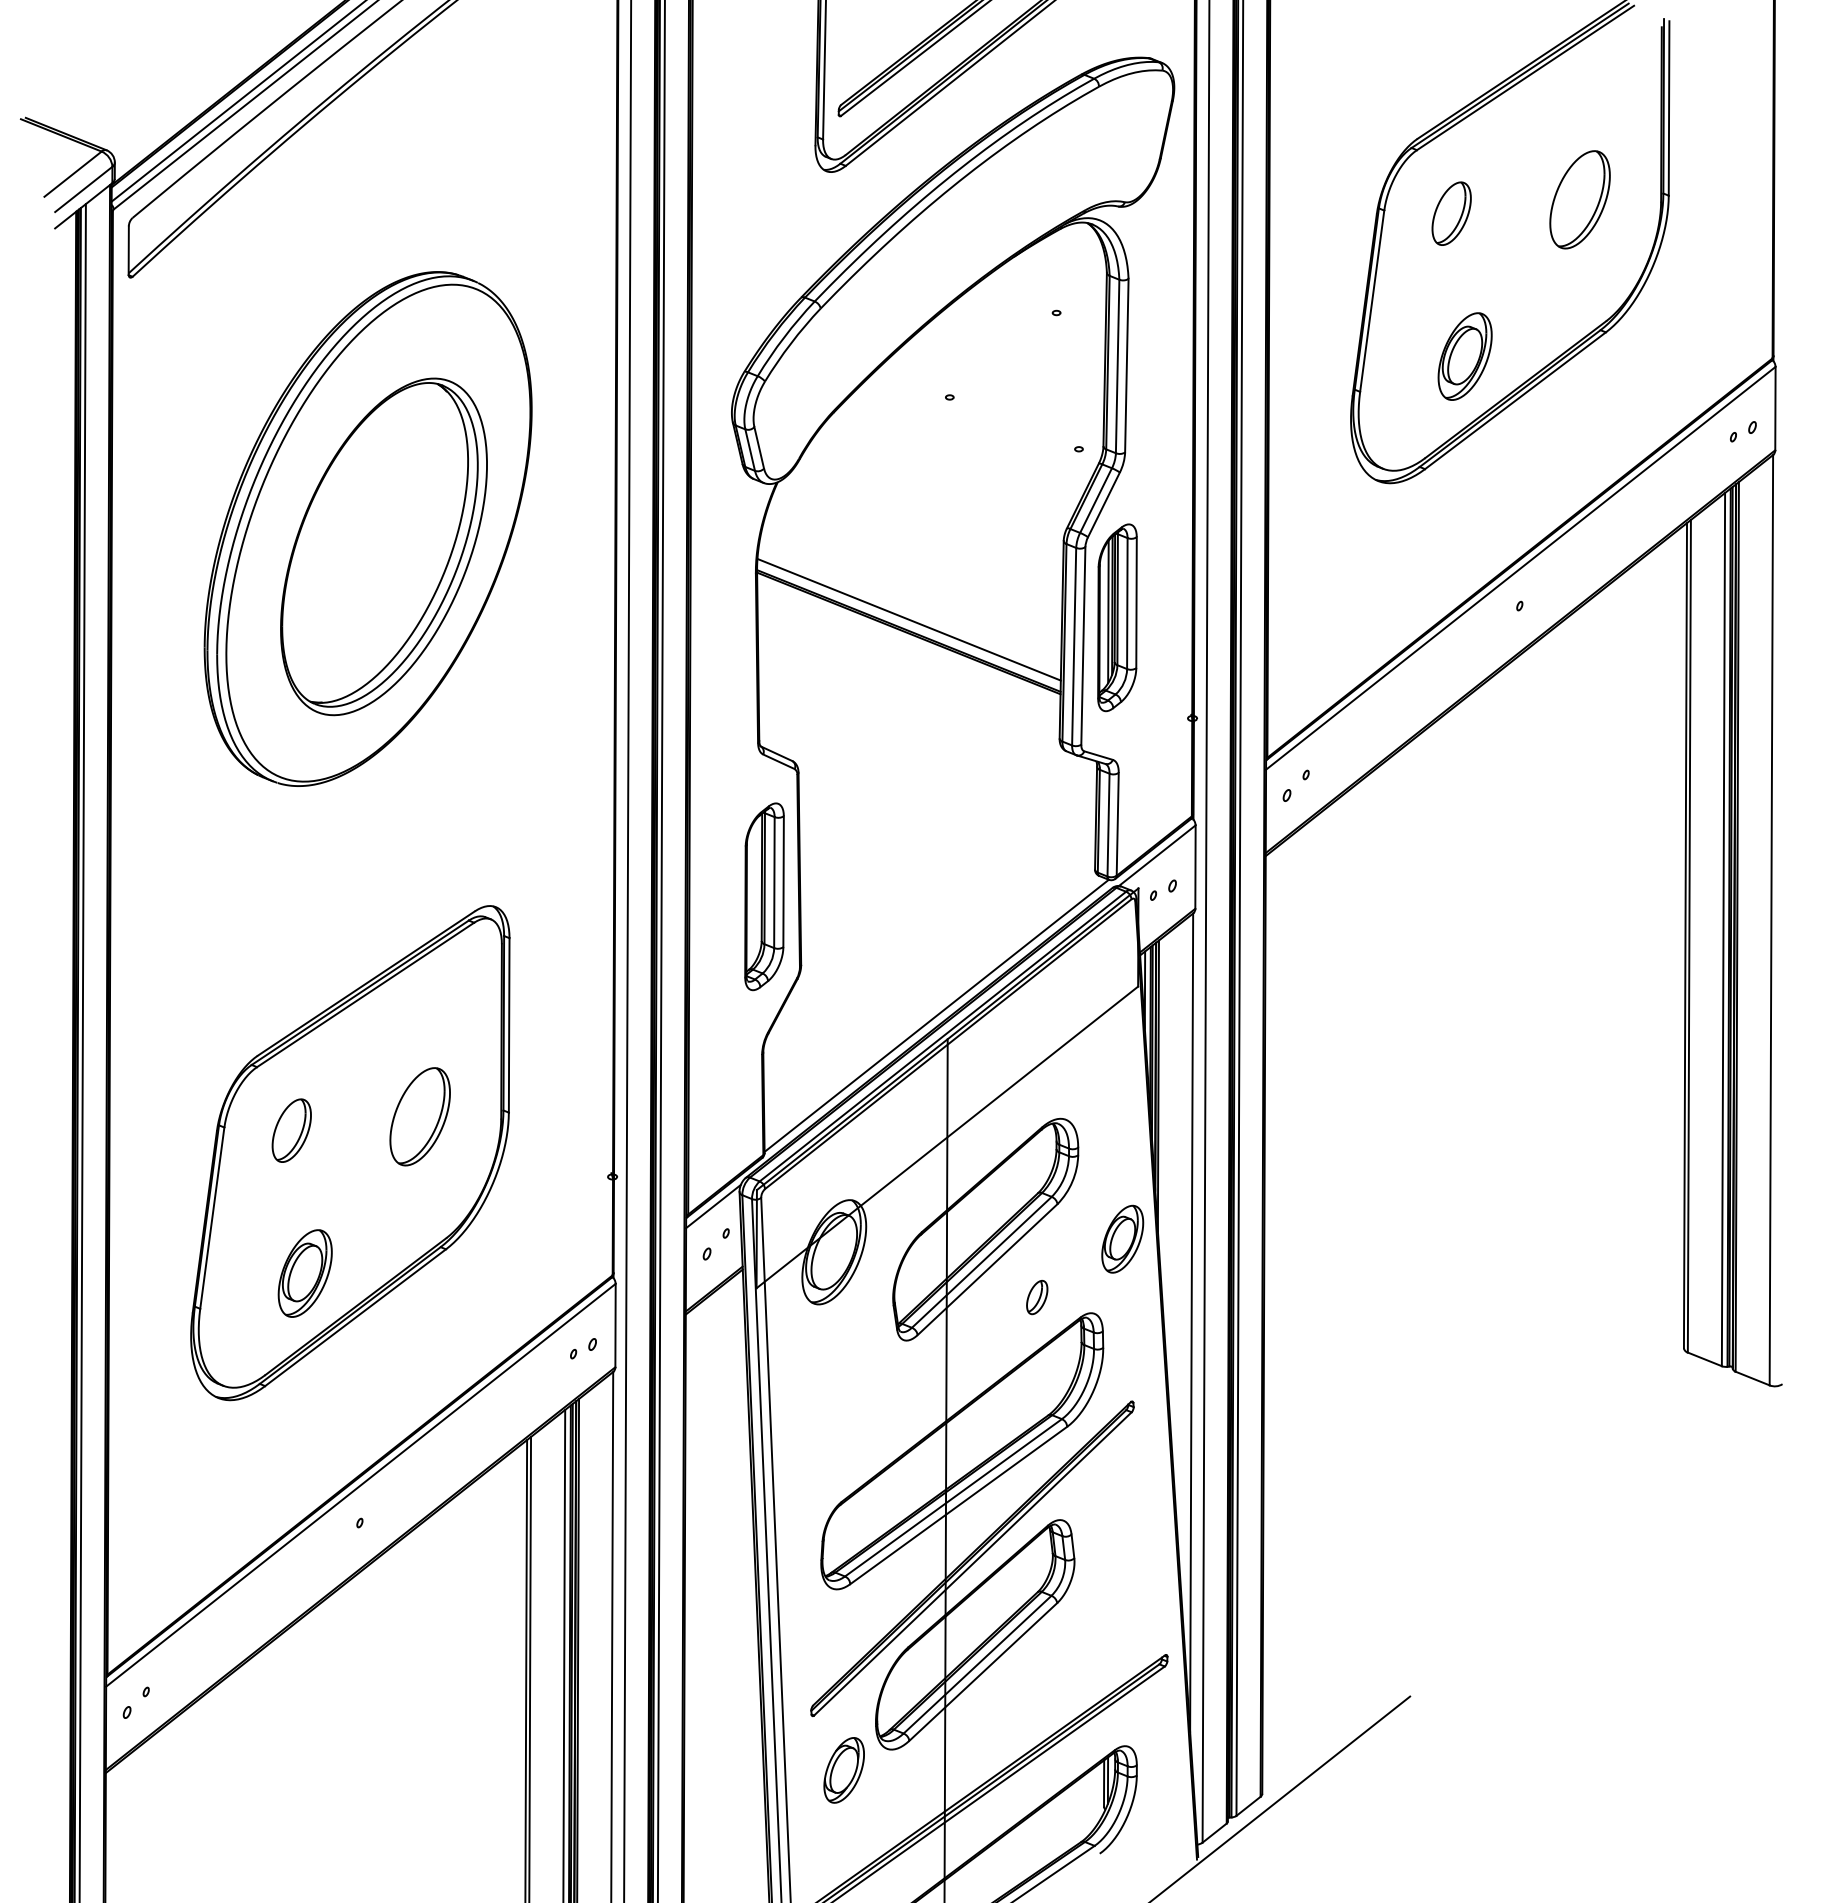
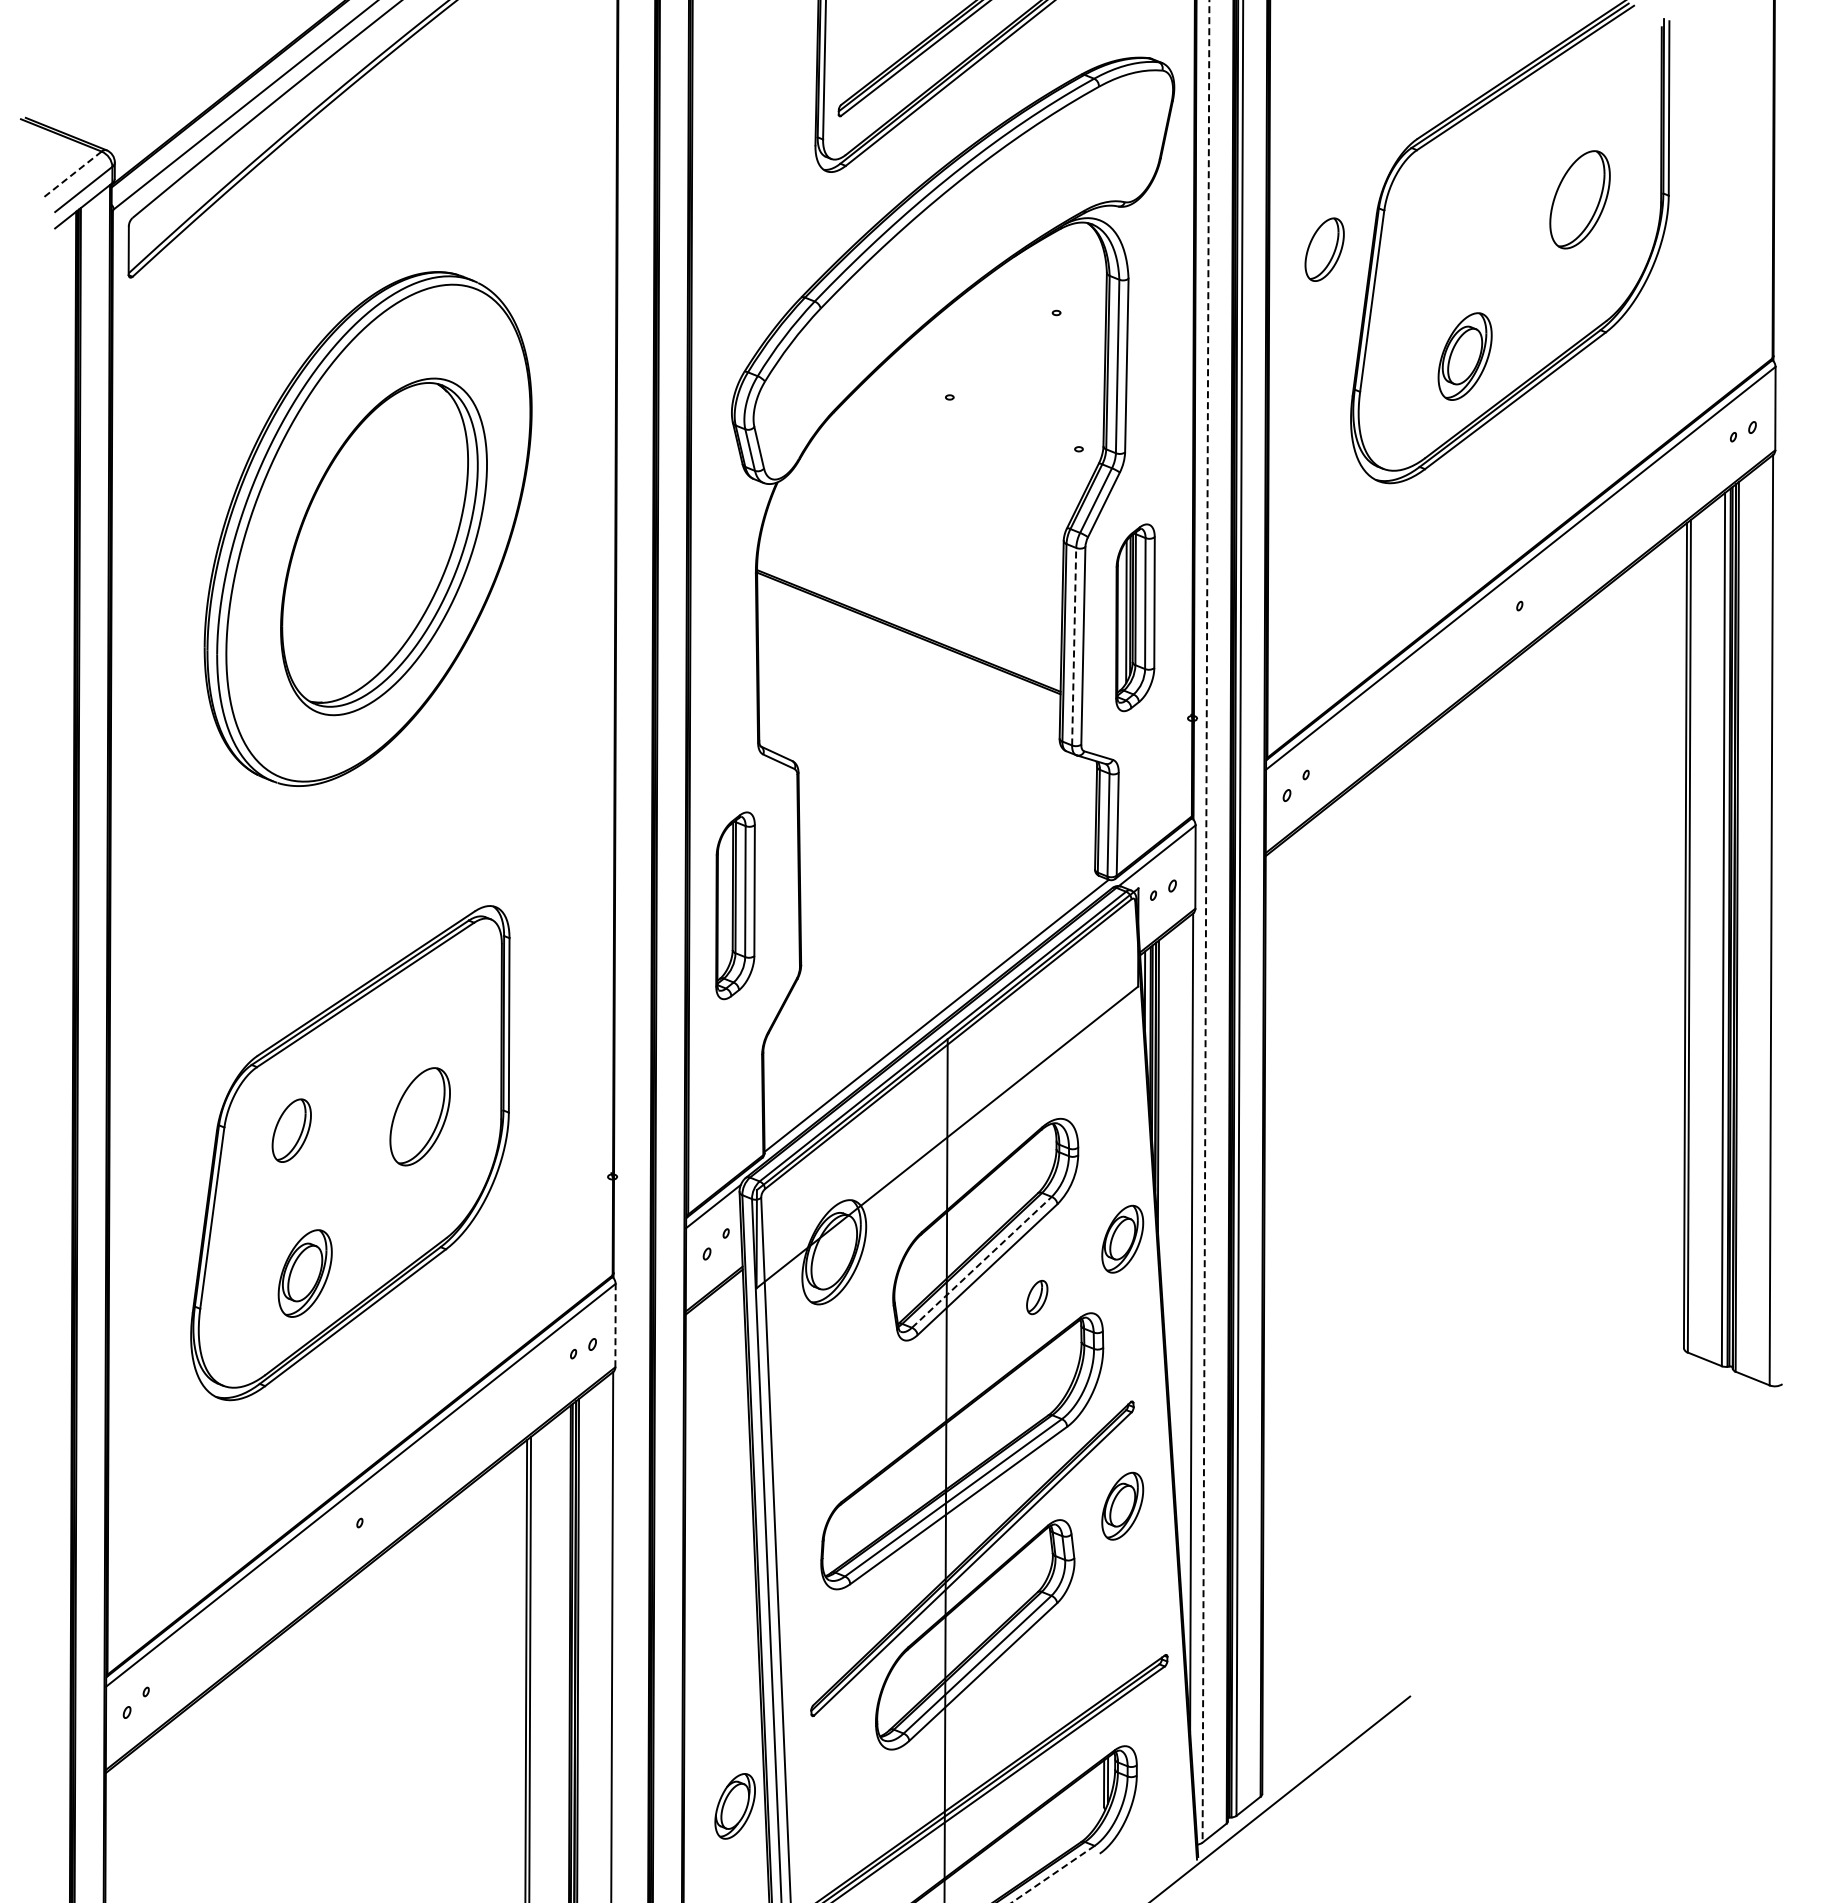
line: present -> none (237, 101)
line: solid -> dashed (73, 173)
part position: (1451, 213) -> (1324, 249) (1324, 249)
part position: (1117, 617) -> (1135, 617) (1135, 617)
line: present -> none (908, 619)
line: solid -> dashed (1074, 646)
part position: (764, 896) -> (735, 905) (735, 905)
line: solid -> dashed (1205, 921)
line: present -> none (627, 950)
line: present -> none (660, 950)
line: present -> none (82, 1051)
line: solid -> dashed (981, 1262)
line: solid -> dashed (615, 1325)
part: none -> present (1122, 1505)
line: present -> none (564, 1654)
part position: (843, 1770) -> (734, 1806) (734, 1806)
line: solid -> dashed (1053, 1874)
